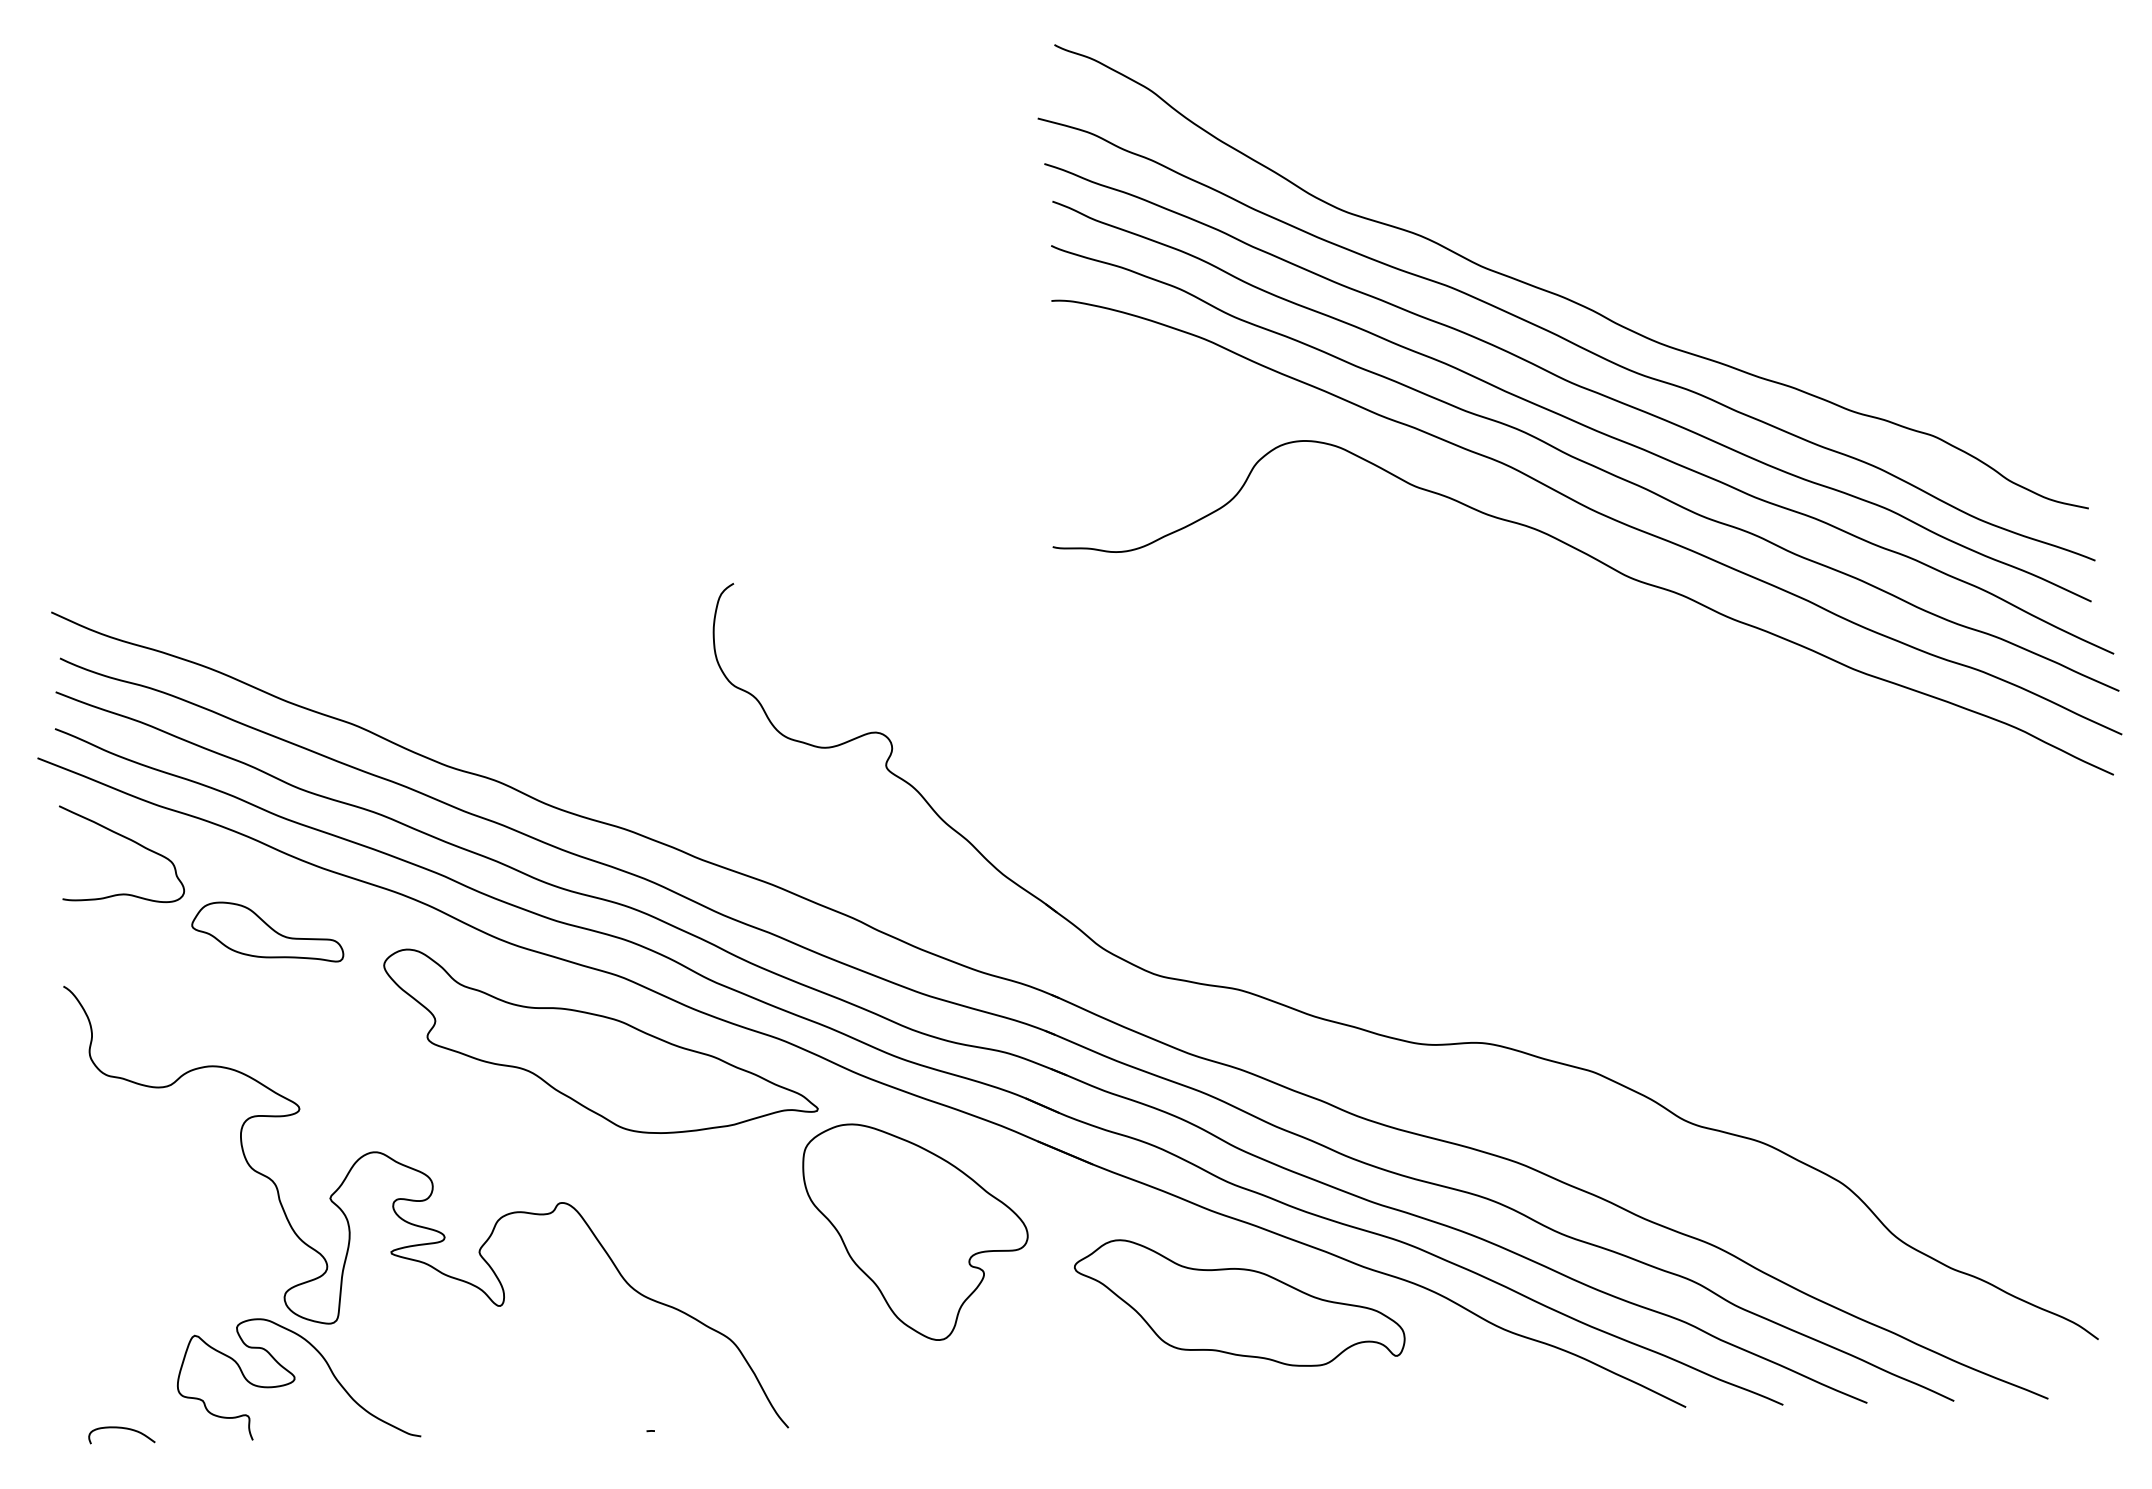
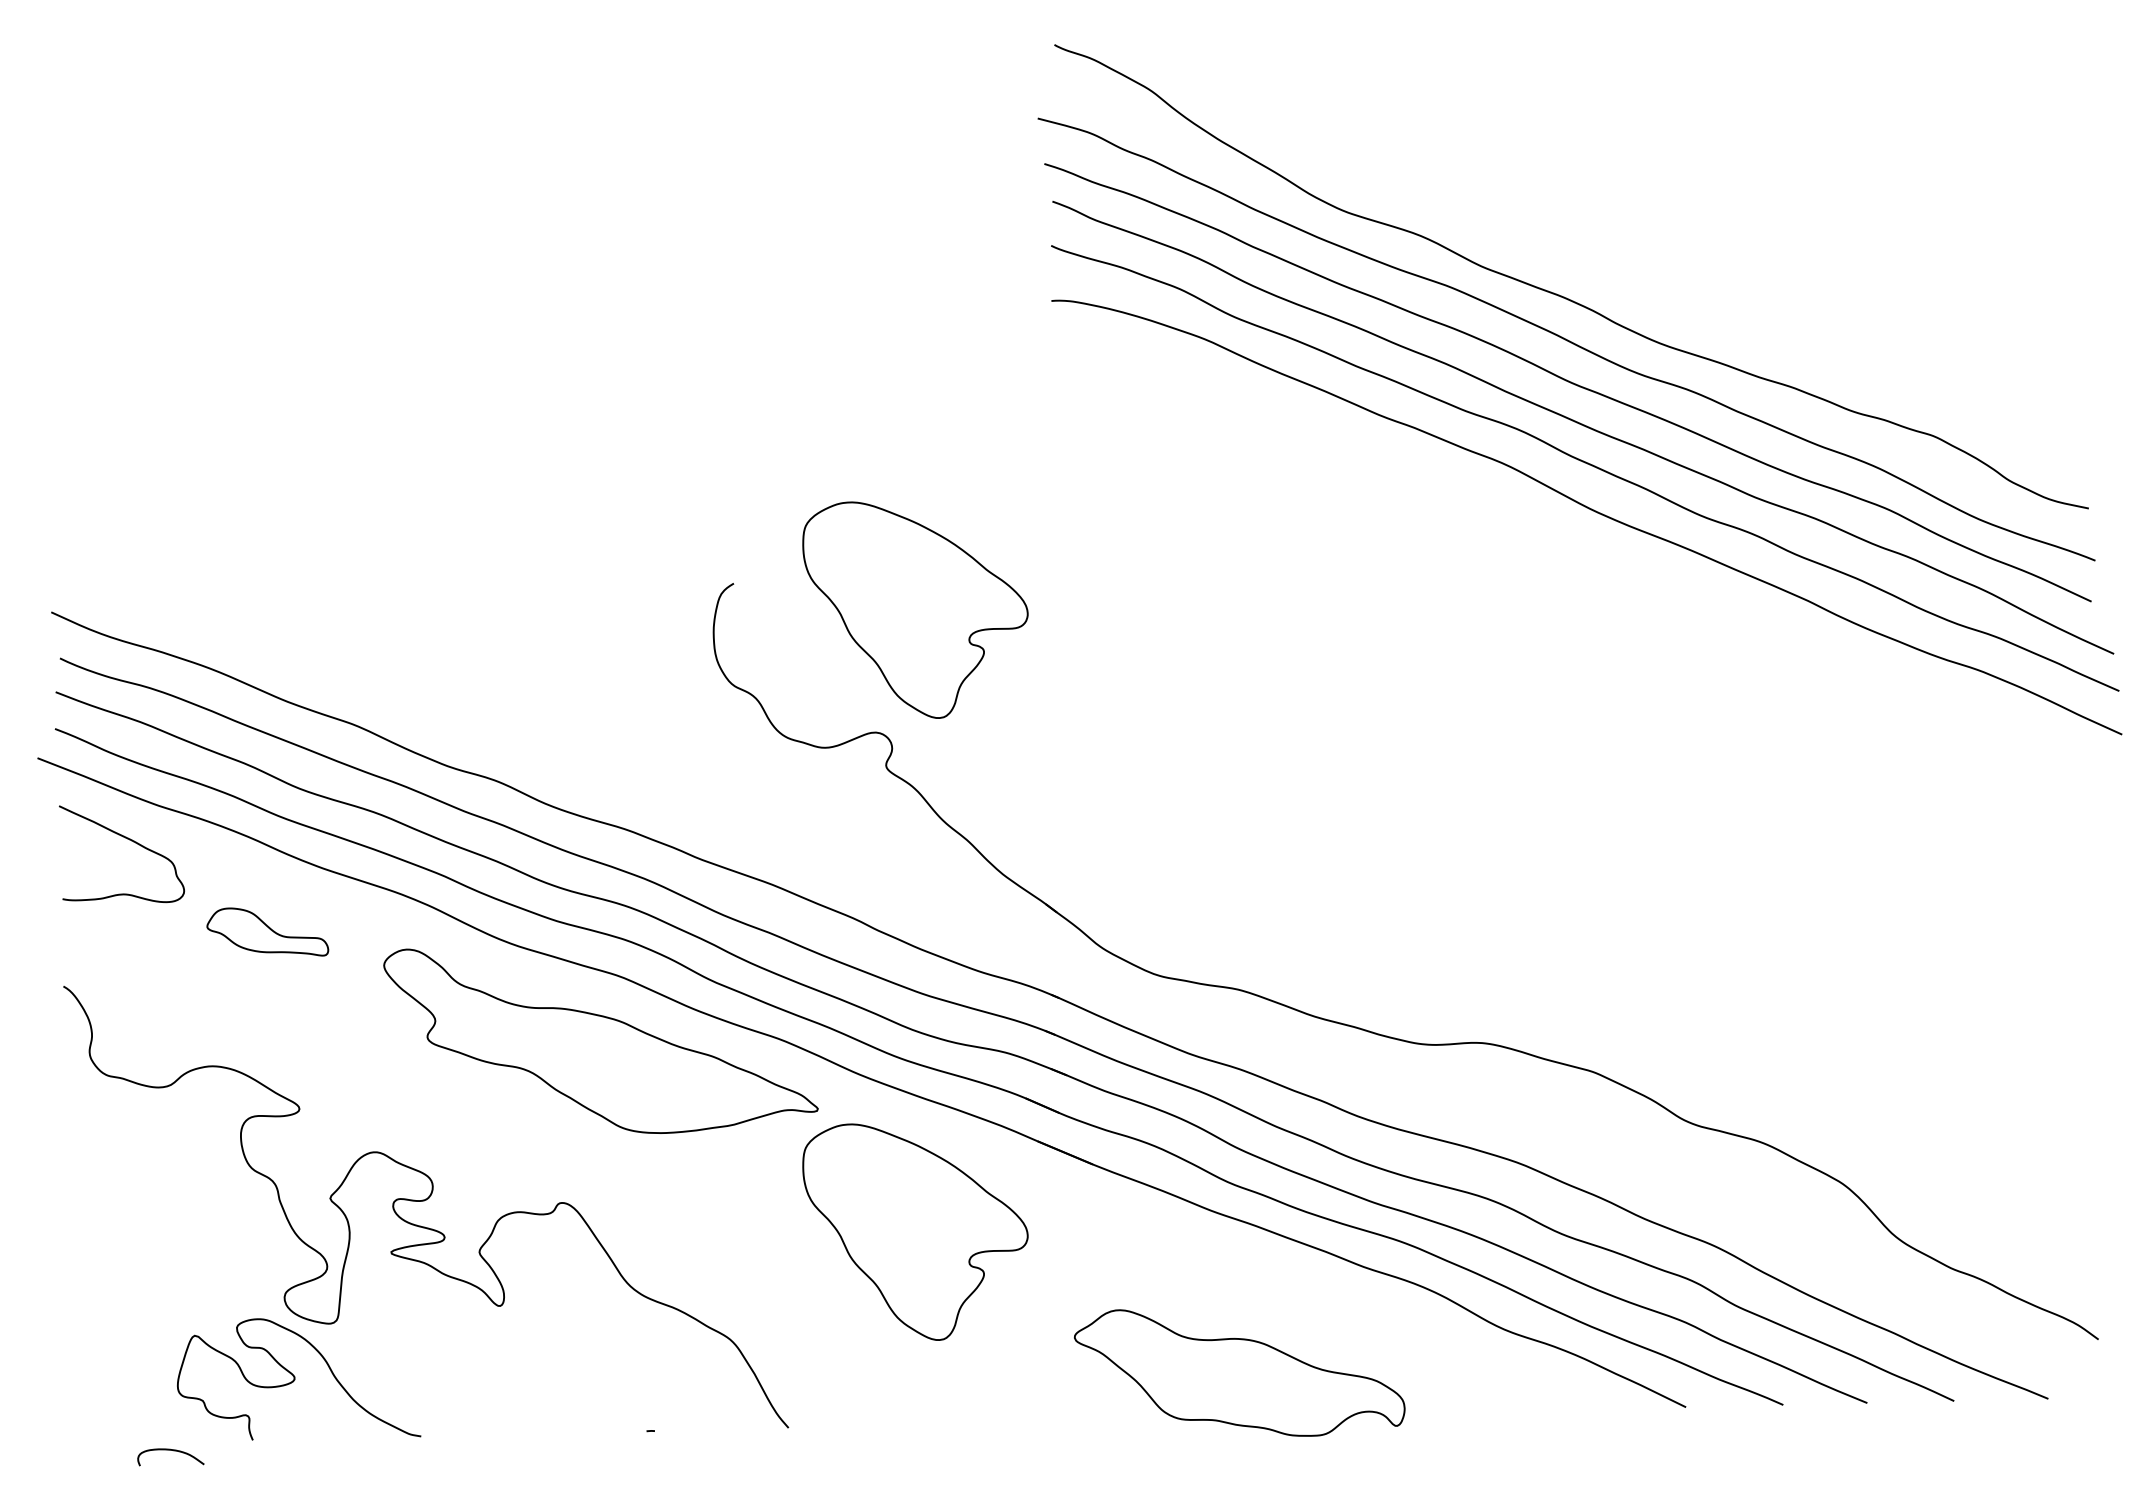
curve: present -> none (1606, 566)
part: none -> present (915, 609)
part size: 154x62 px -> 124x50 px (267, 931)
part position: (1239, 1302) -> (1239, 1372) (1239, 1372)
curve position: (124, 1429) -> (173, 1451) (173, 1451)
